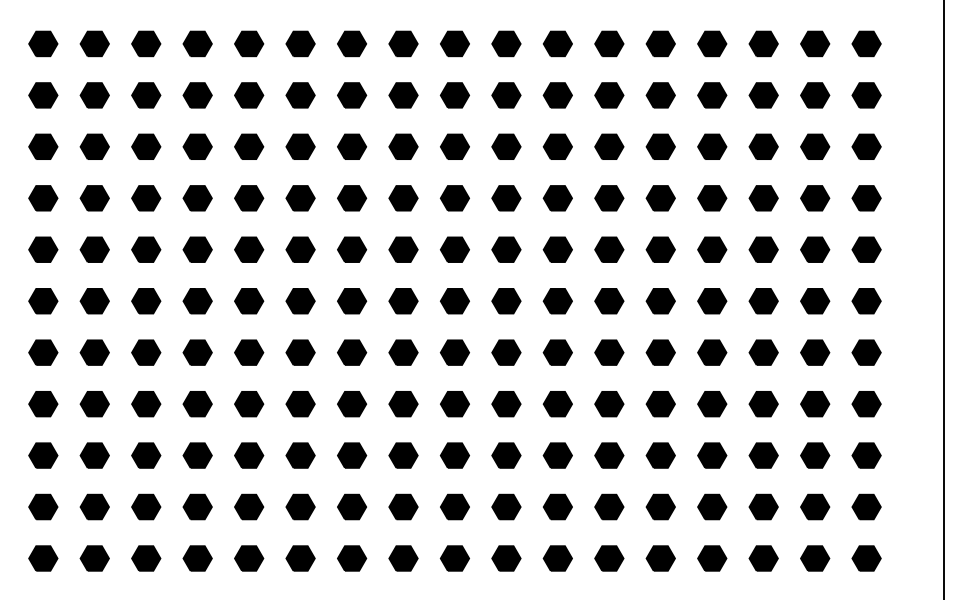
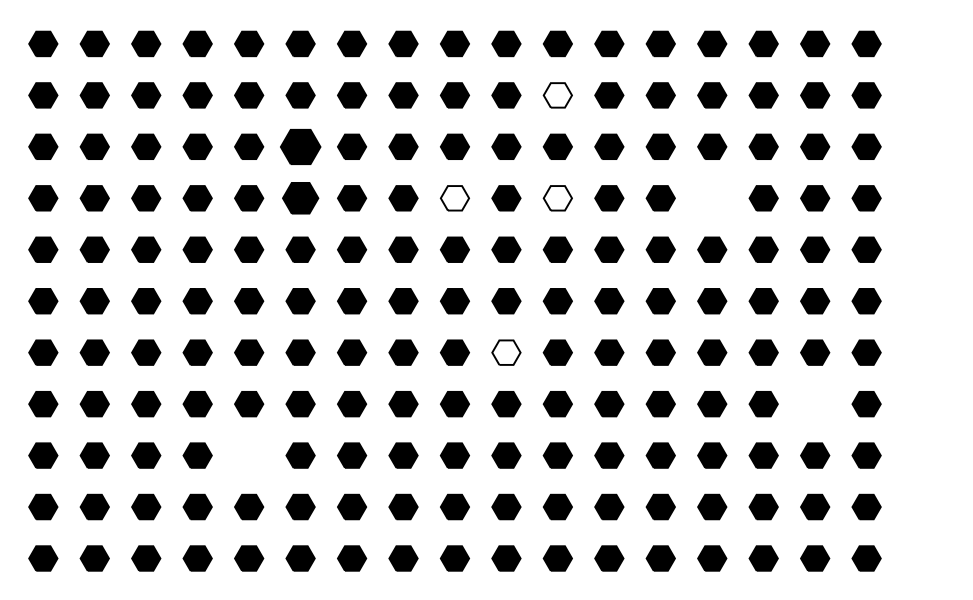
fill: present -> none (557, 95)
part size: 31x27 px -> 42x36 px (300, 146)
part size: 31x27 px -> 38x33 px (300, 198)
fill: present -> none (454, 198)
fill: present -> none (557, 198)
part: present -> none (712, 198)
line: present -> none (943, 299)
fill: present -> none (506, 352)
part: present -> none (815, 404)
part: present -> none (249, 455)
